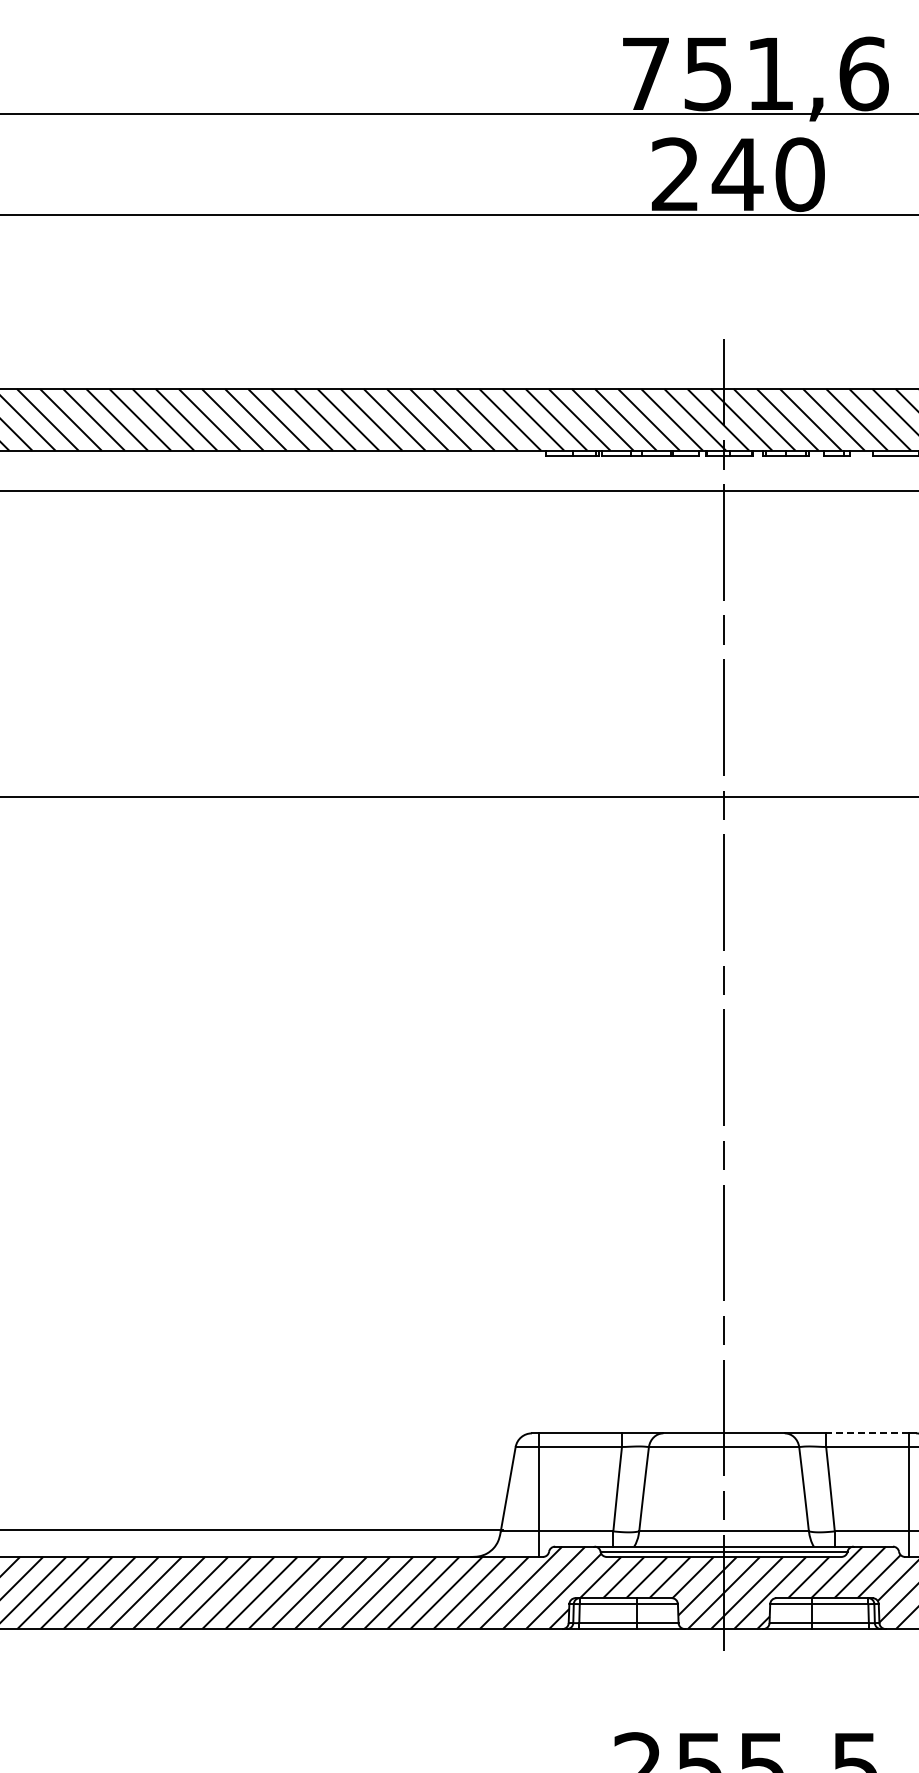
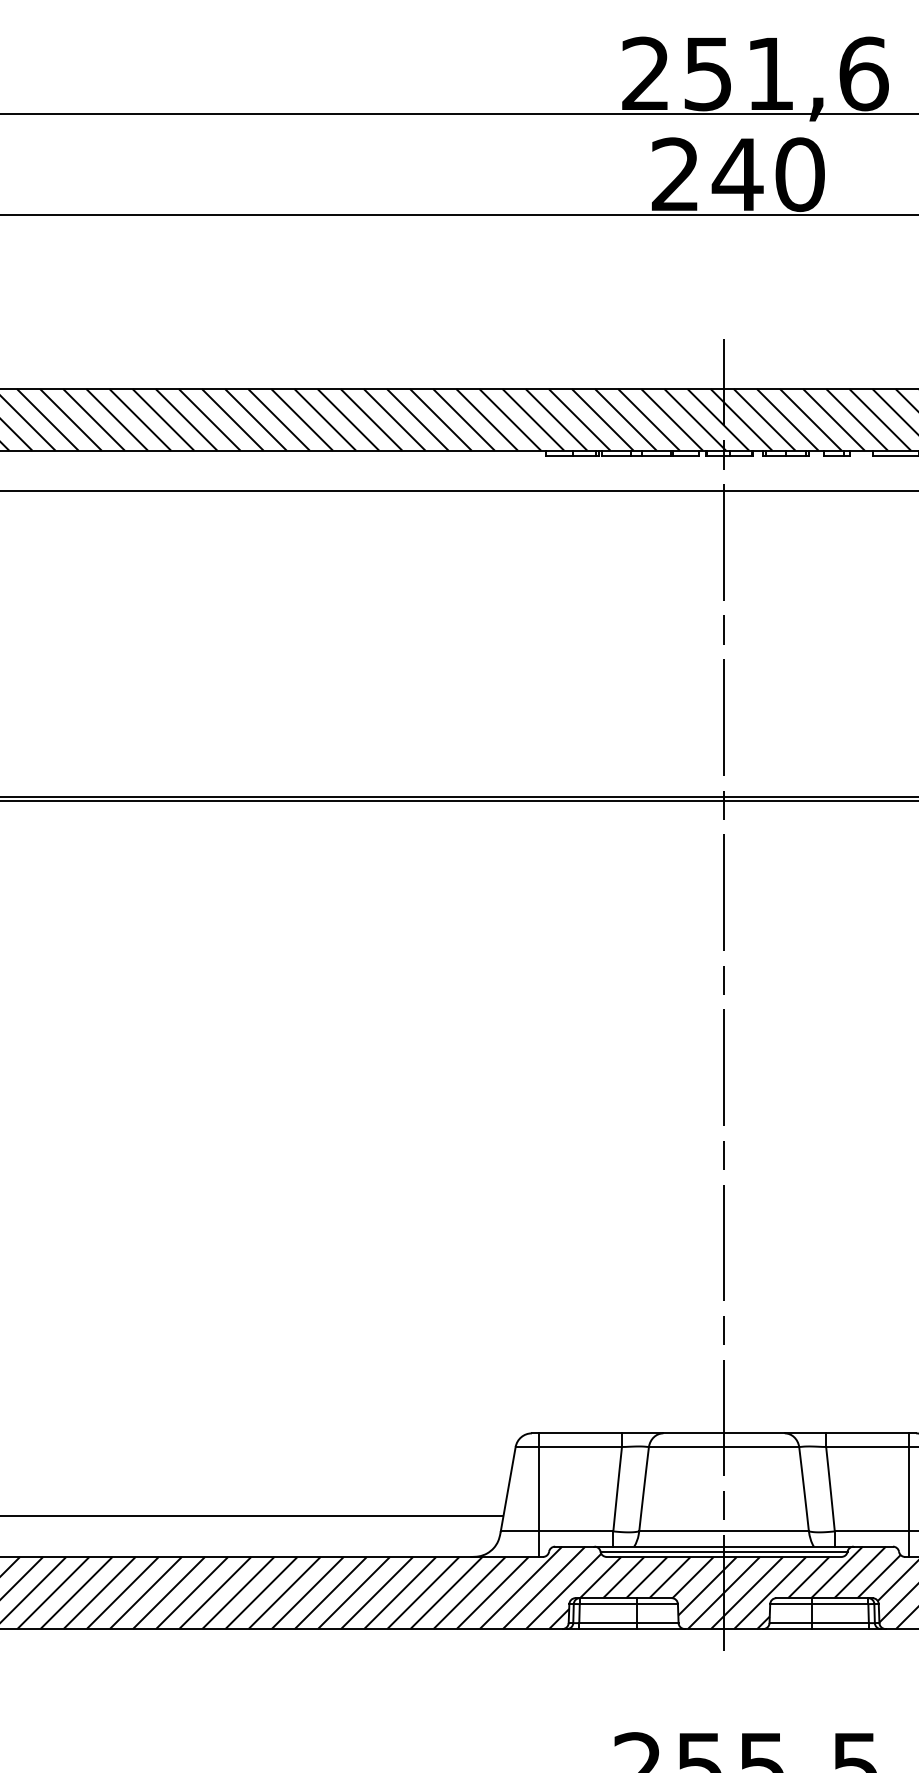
text: 751,6 -> 251,6 (645, 72)
line: none -> present (458, 800)
line: dashed -> solid (867, 1433)
line position: (252, 1530) -> (252, 1516) (252, 1516)
